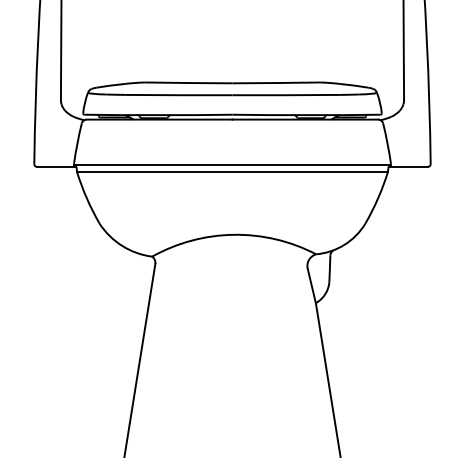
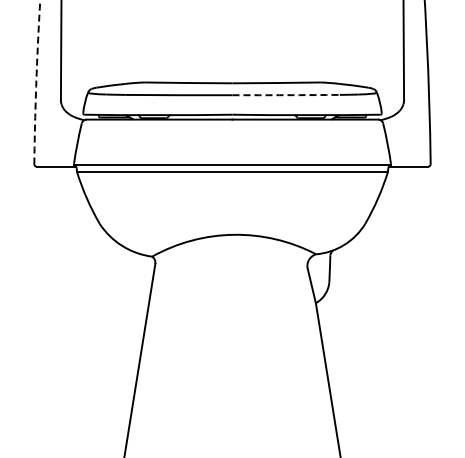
arc: solid -> dashed (36, 81)
arc: solid -> dashed (286, 95)
